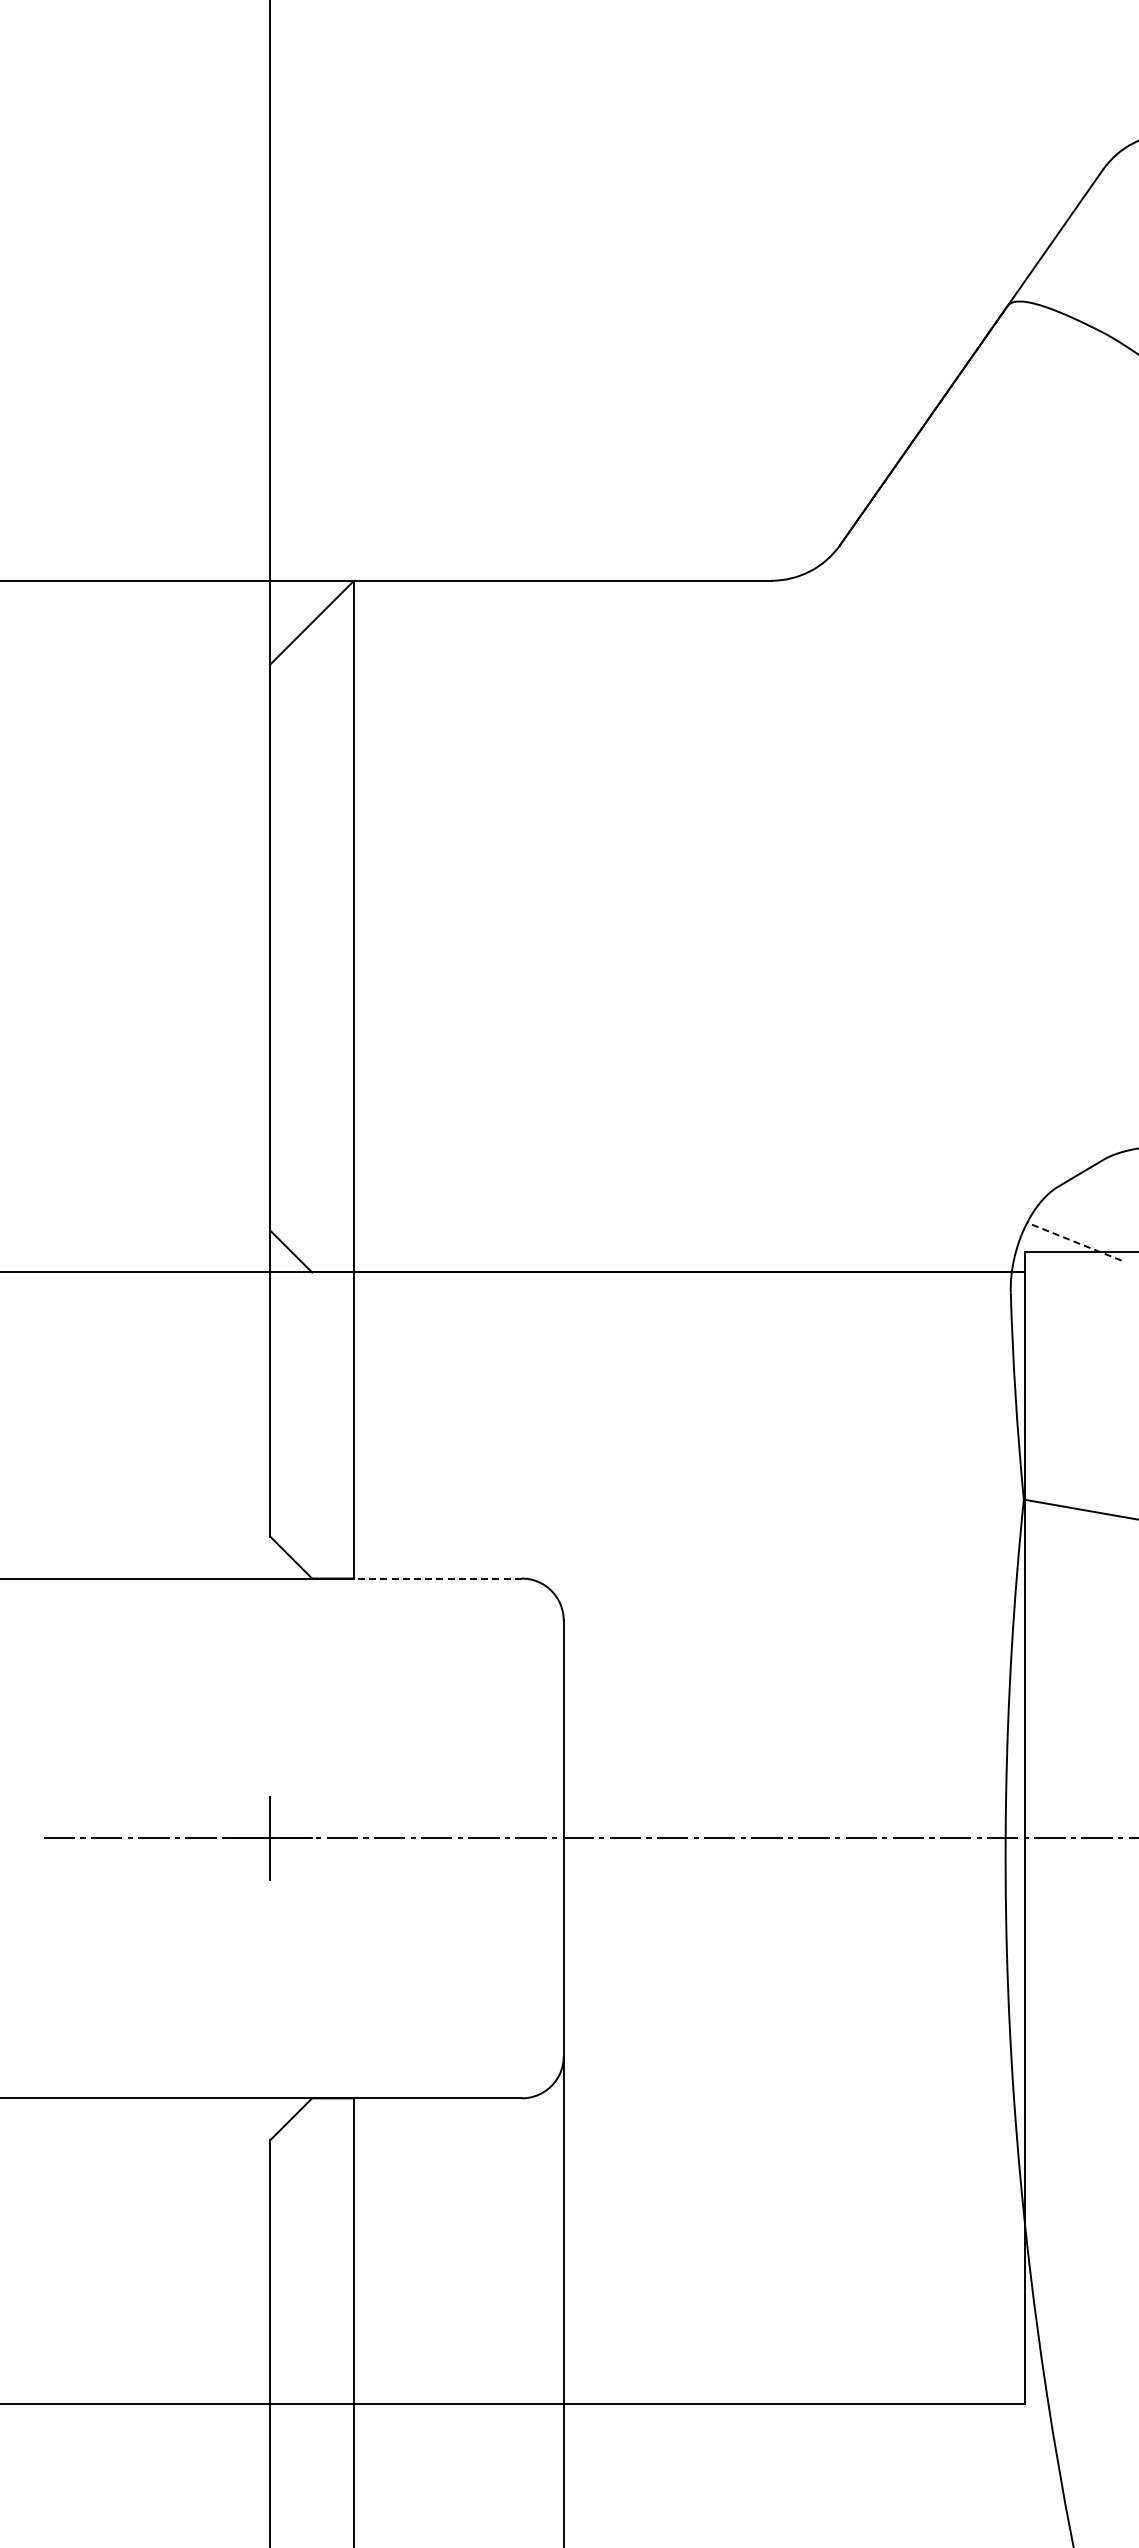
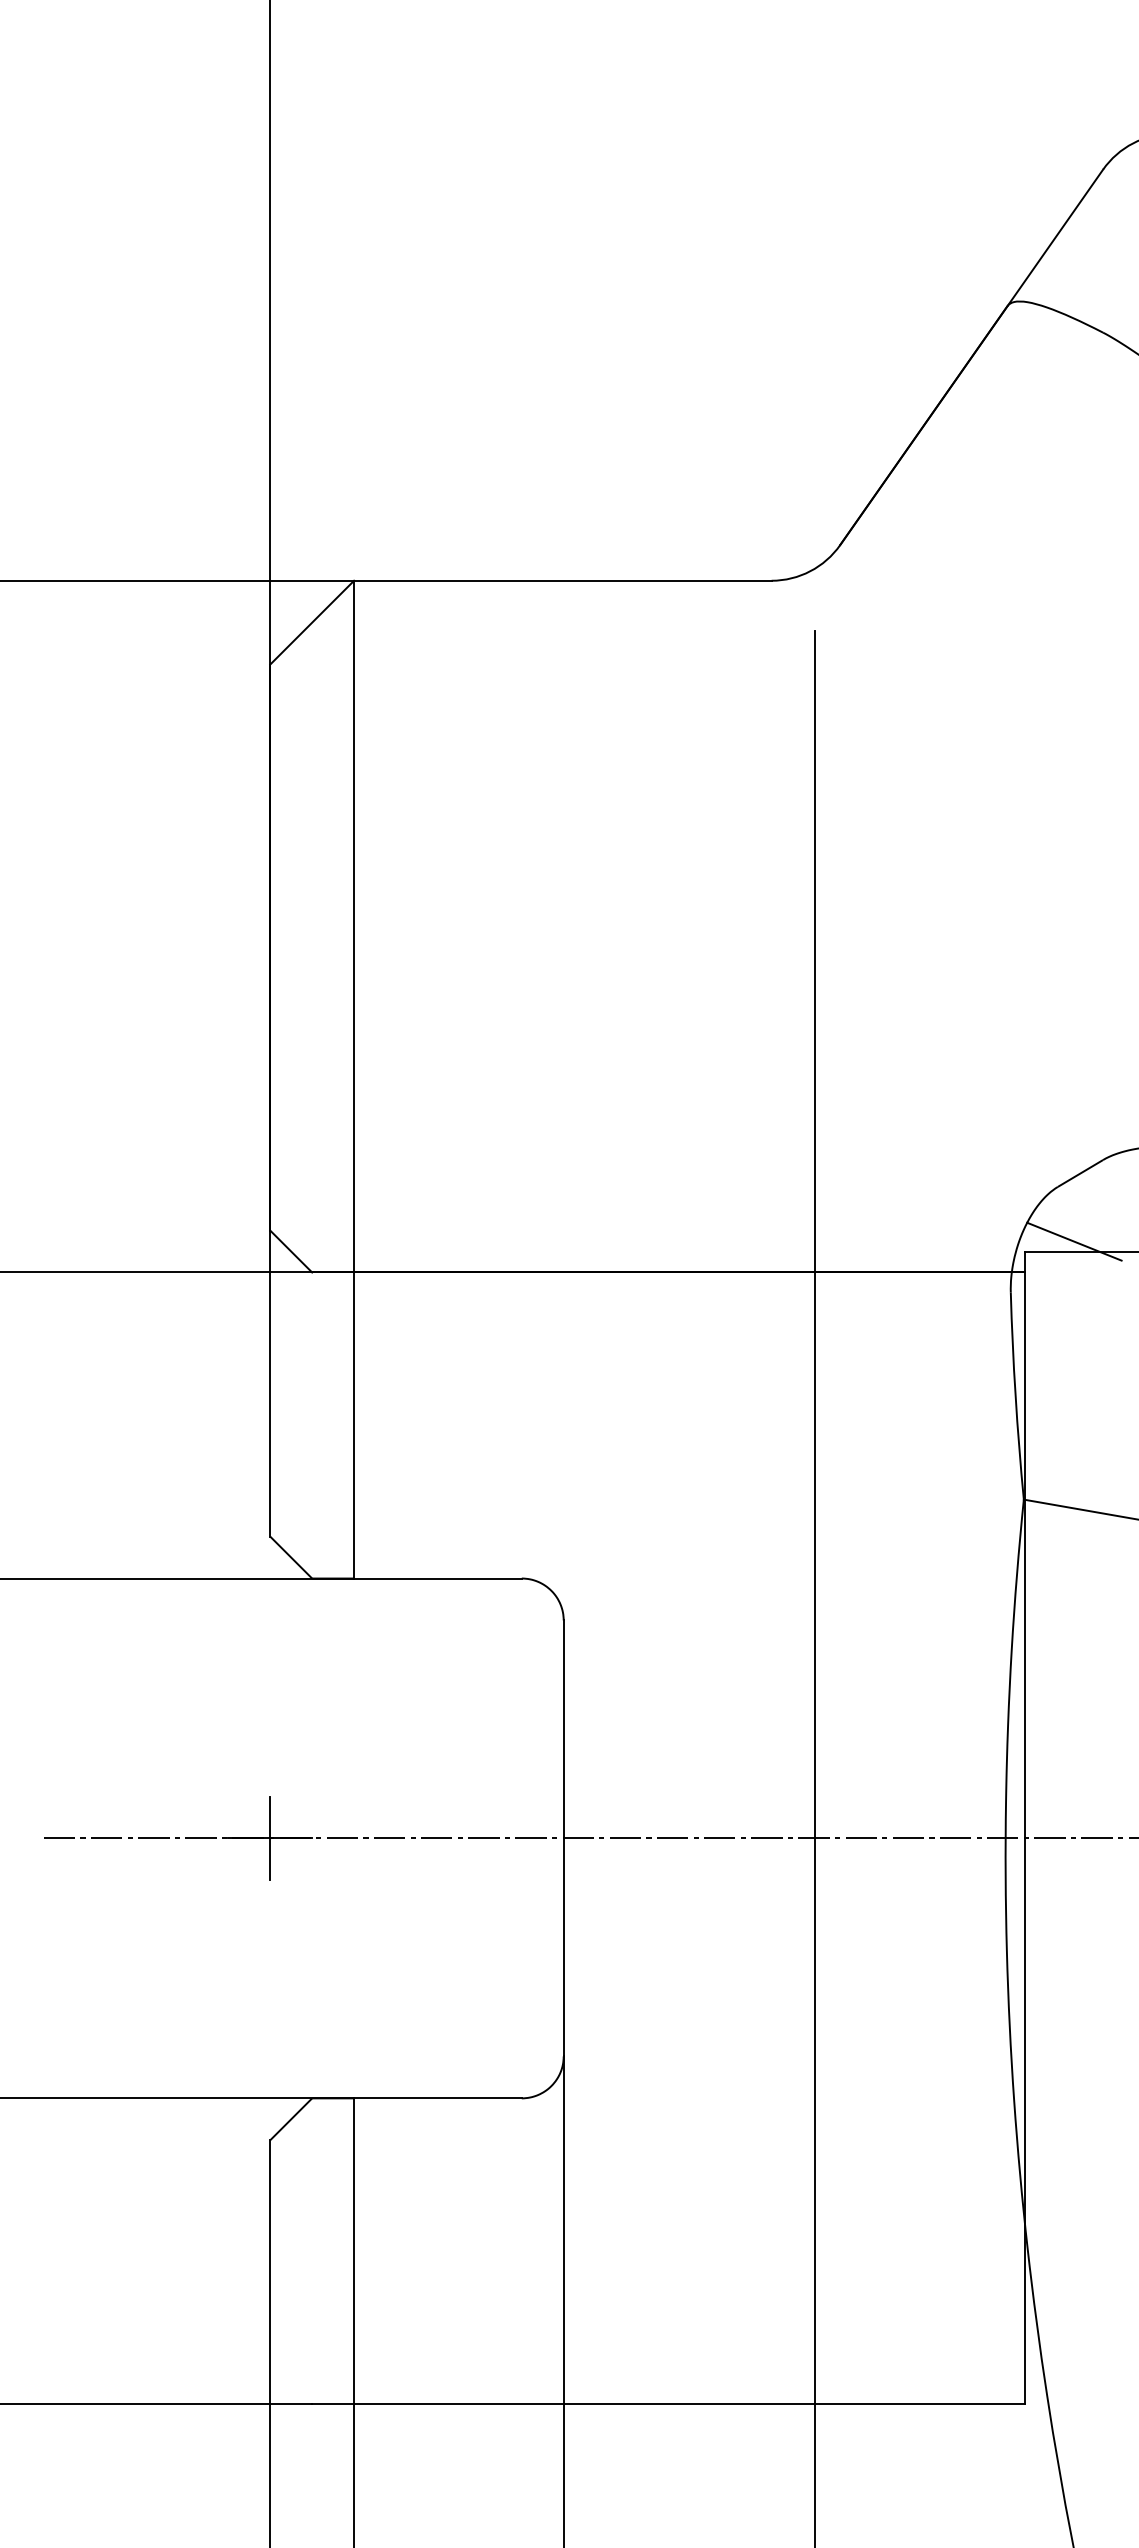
line: dashed -> solid (1074, 1241)
line: dashed -> solid (437, 1578)
line: none -> present (815, 1587)
